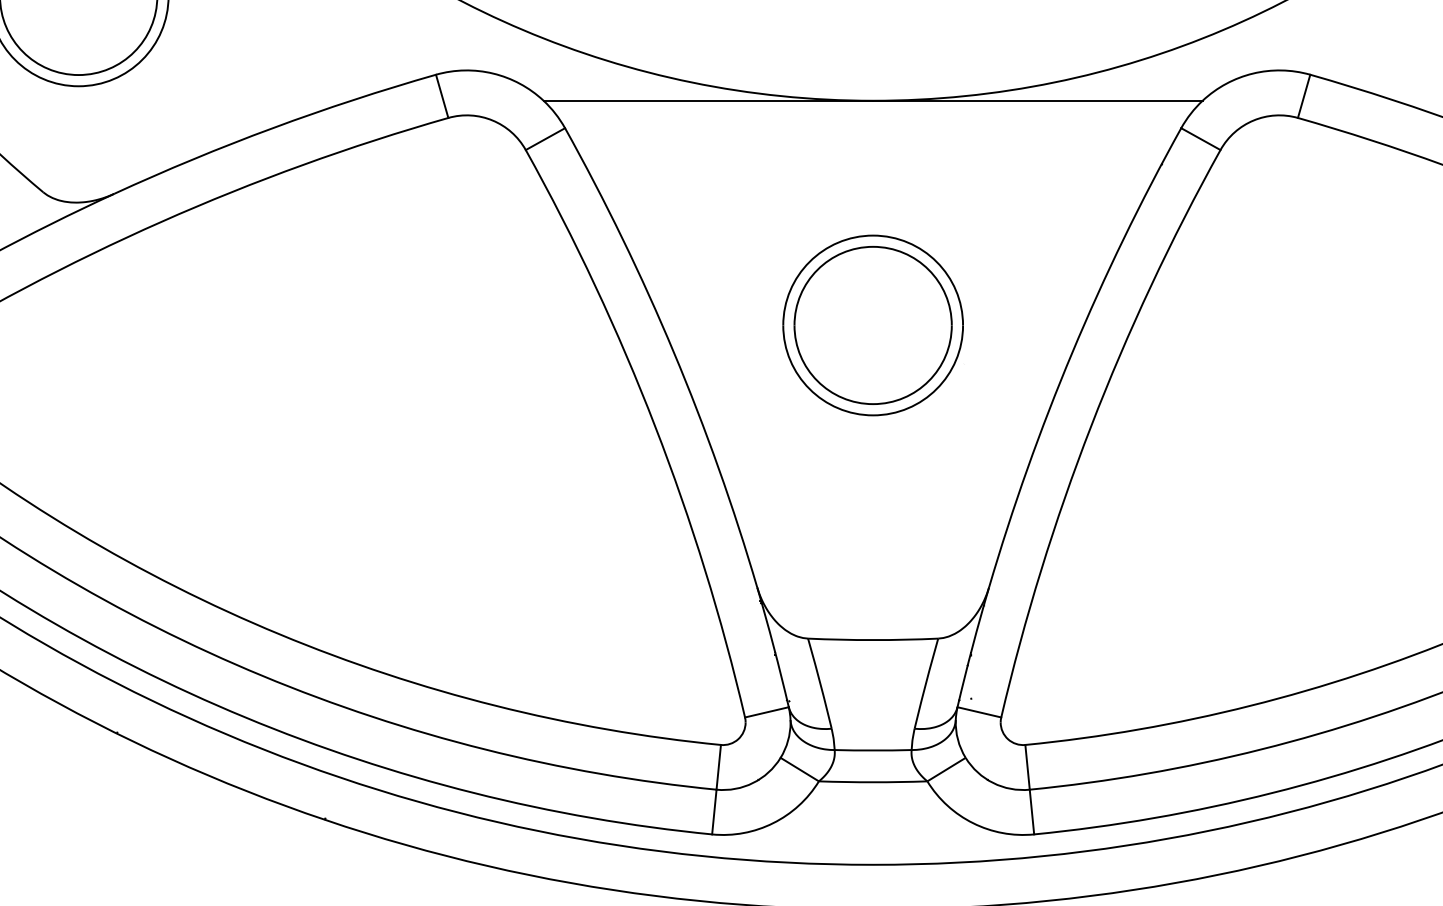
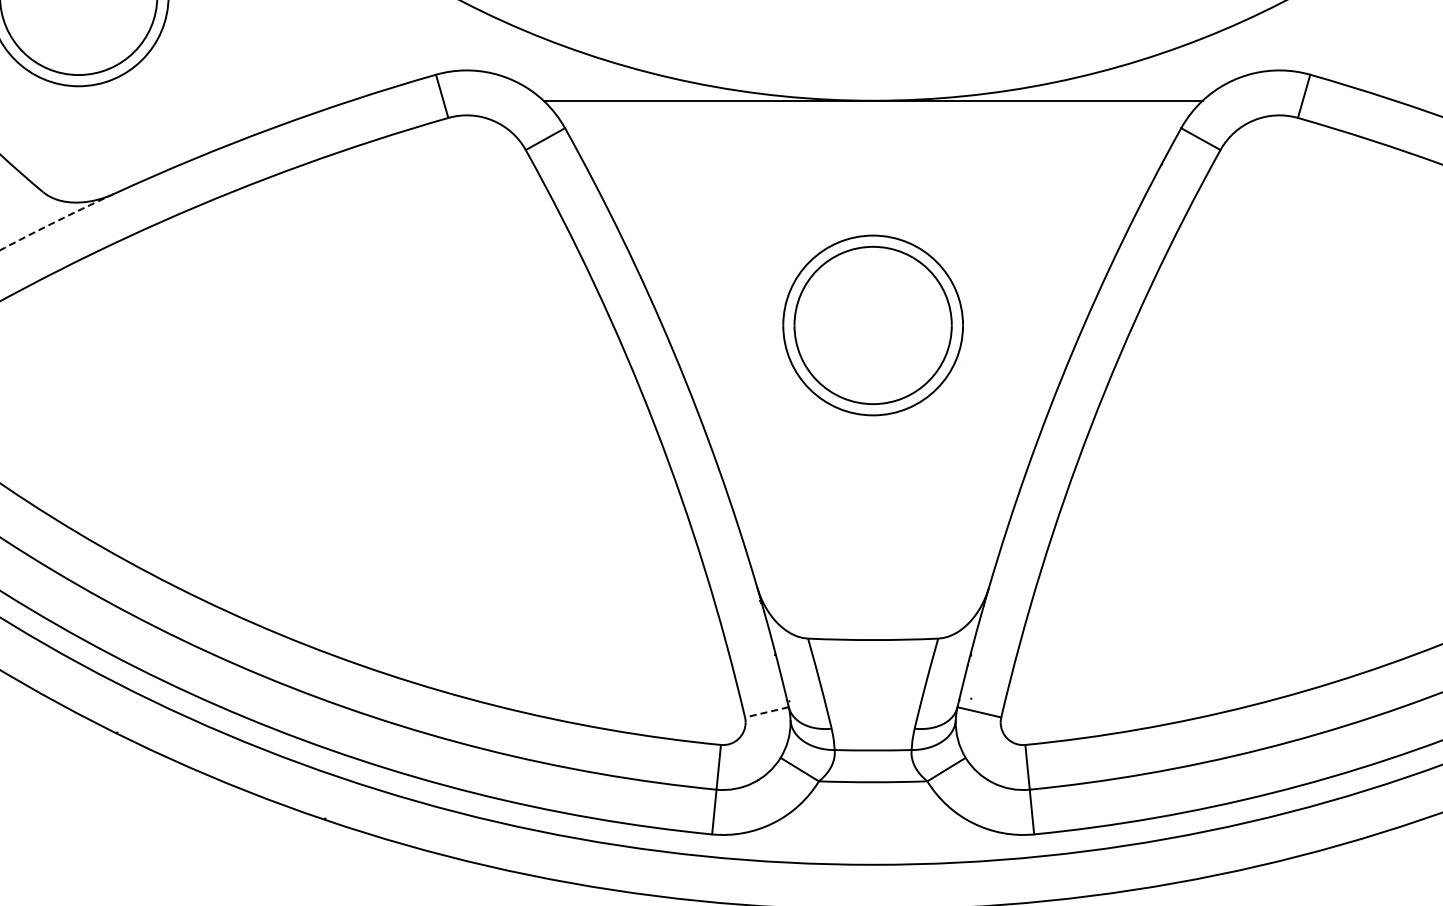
arc: solid -> dashed (56, 221)
line: solid -> dashed (766, 712)
